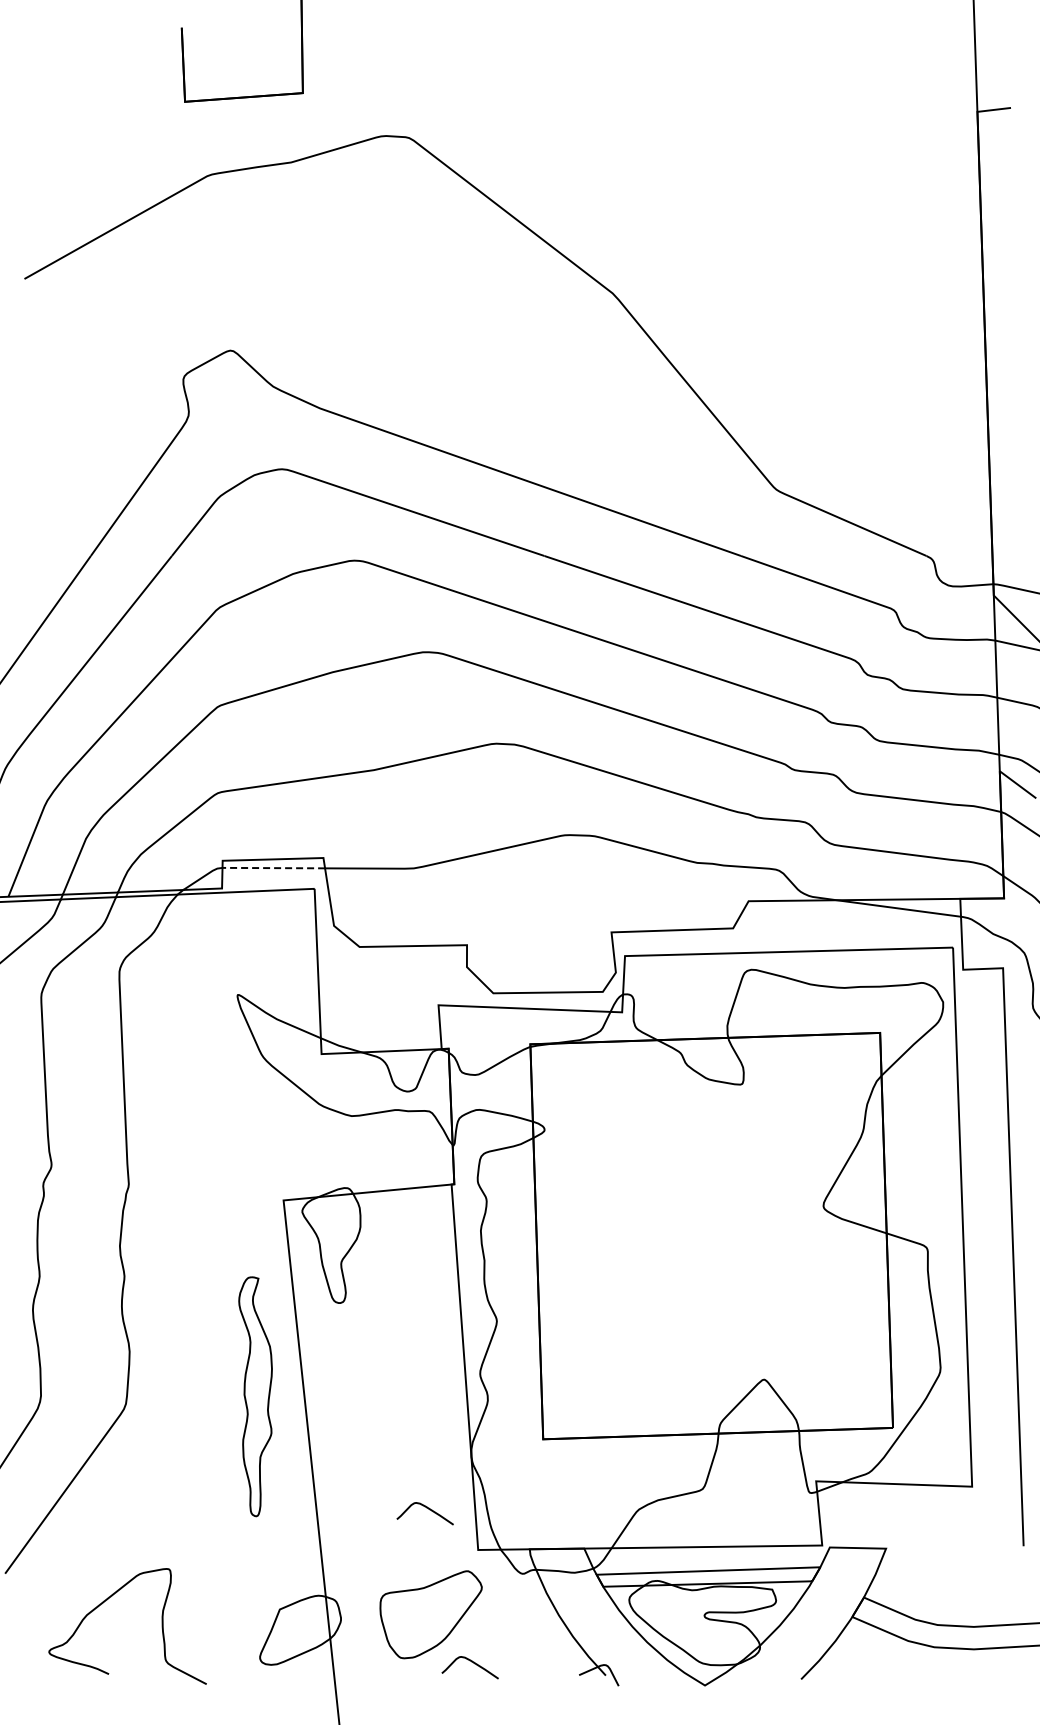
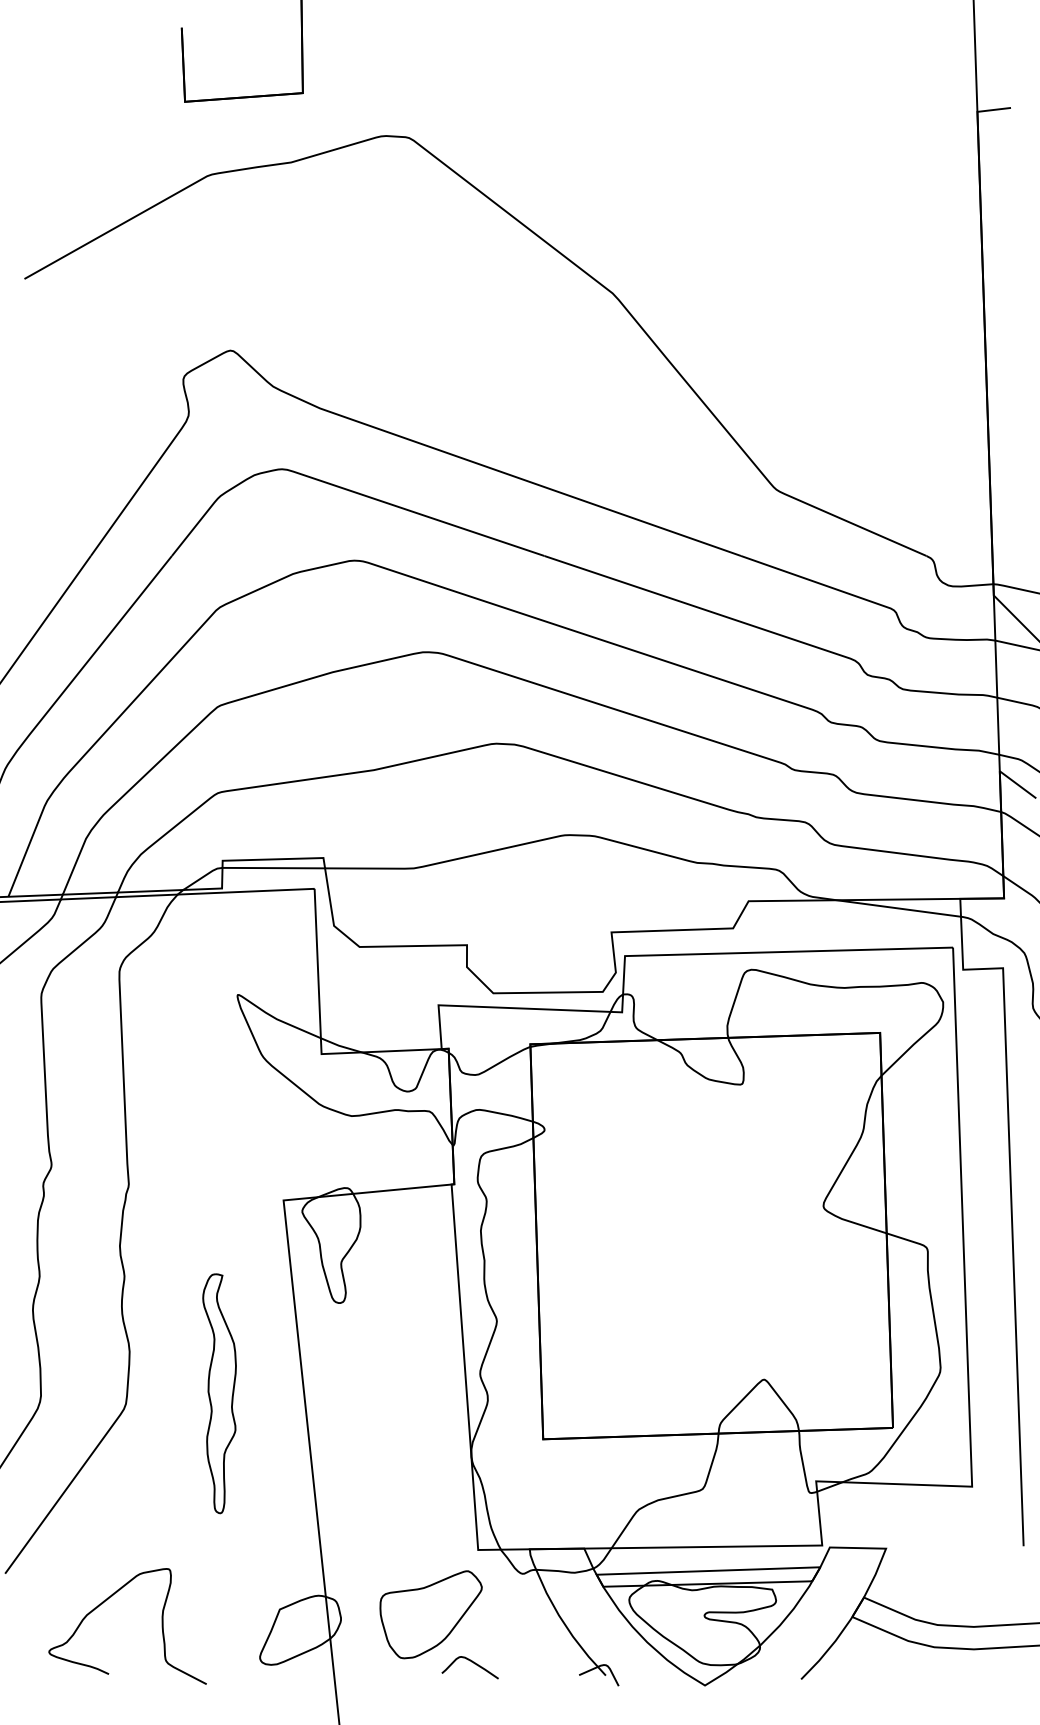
line: dashed -> solid (273, 868)
part position: (255, 1396) -> (219, 1393) (219, 1393)
curve: present -> none (426, 1508)
